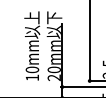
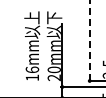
line: solid -> dashed (89, 40)
text: 10mm -> 16mm (31, 69)
